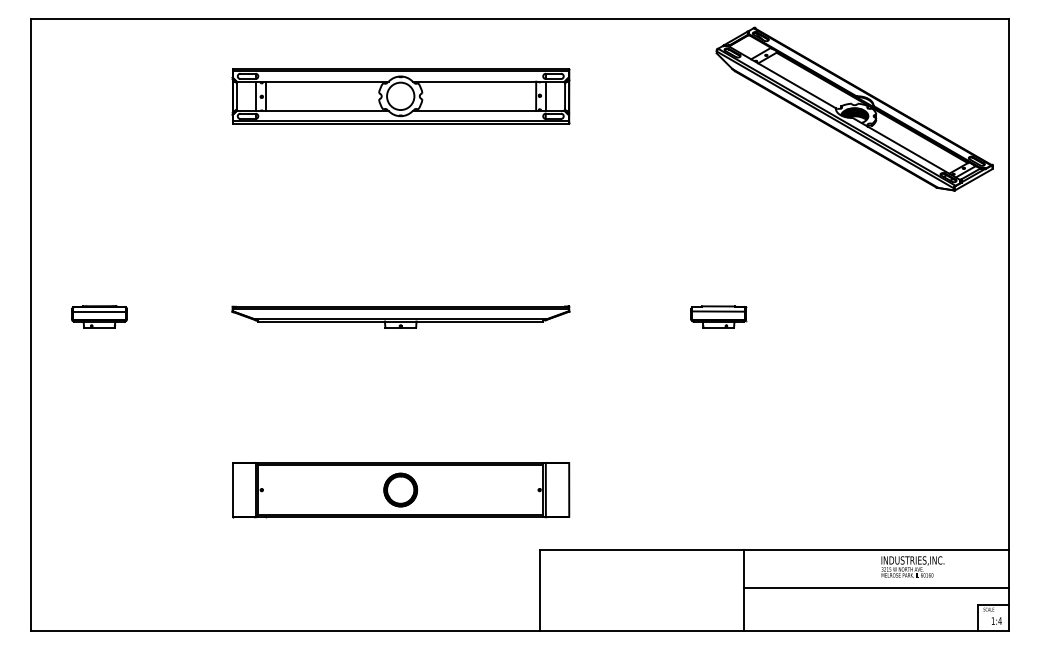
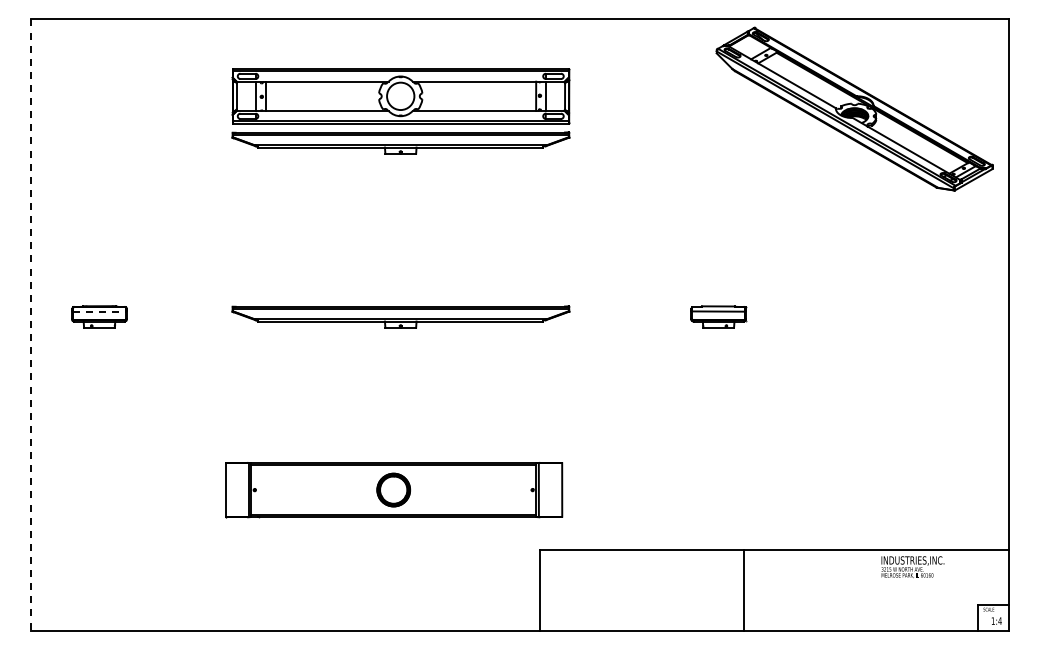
part: none -> present (400, 142)
line: solid -> dashed (99, 311)
line: solid -> dashed (31, 325)
part position: (401, 490) -> (394, 490) (394, 490)
line: present -> none (875, 587)
